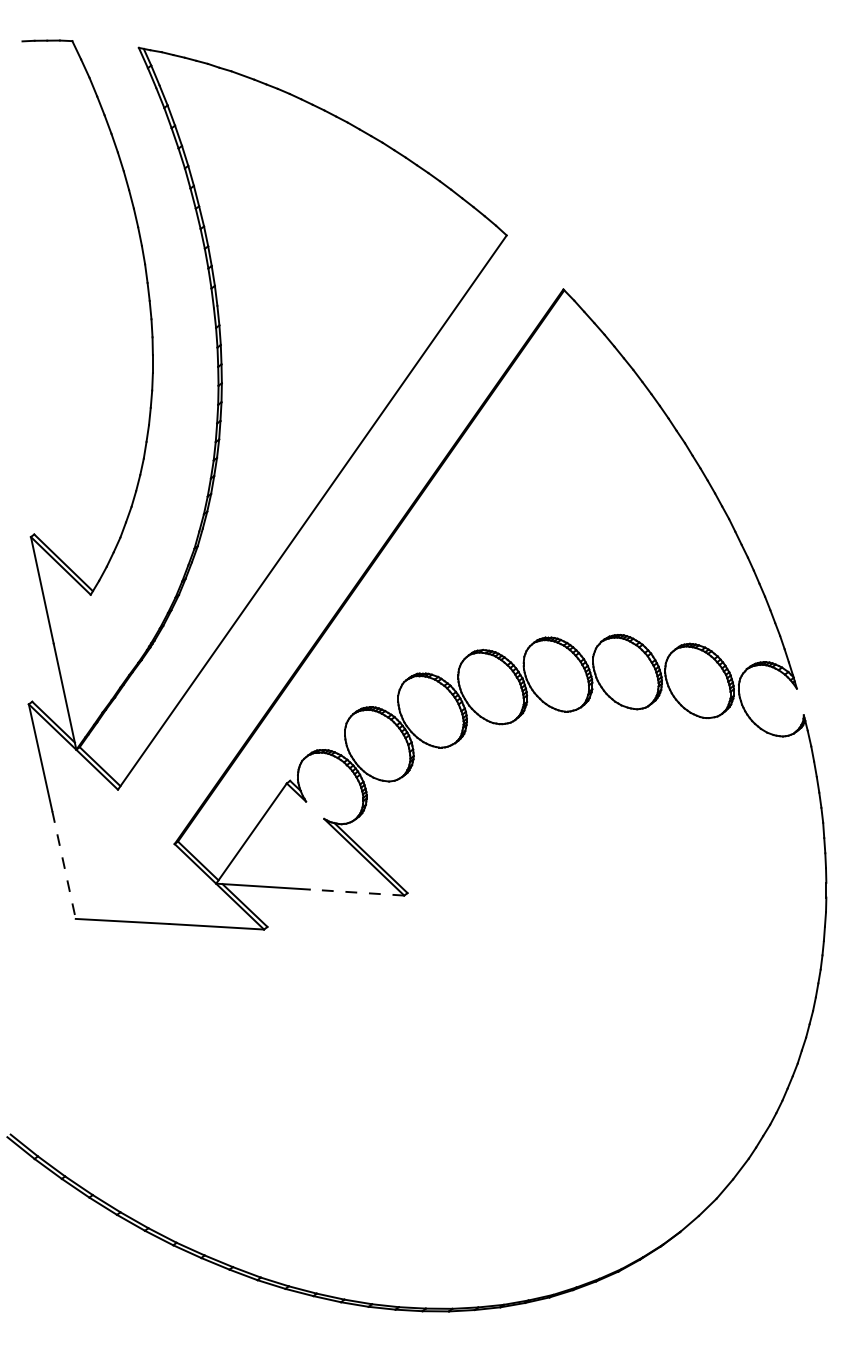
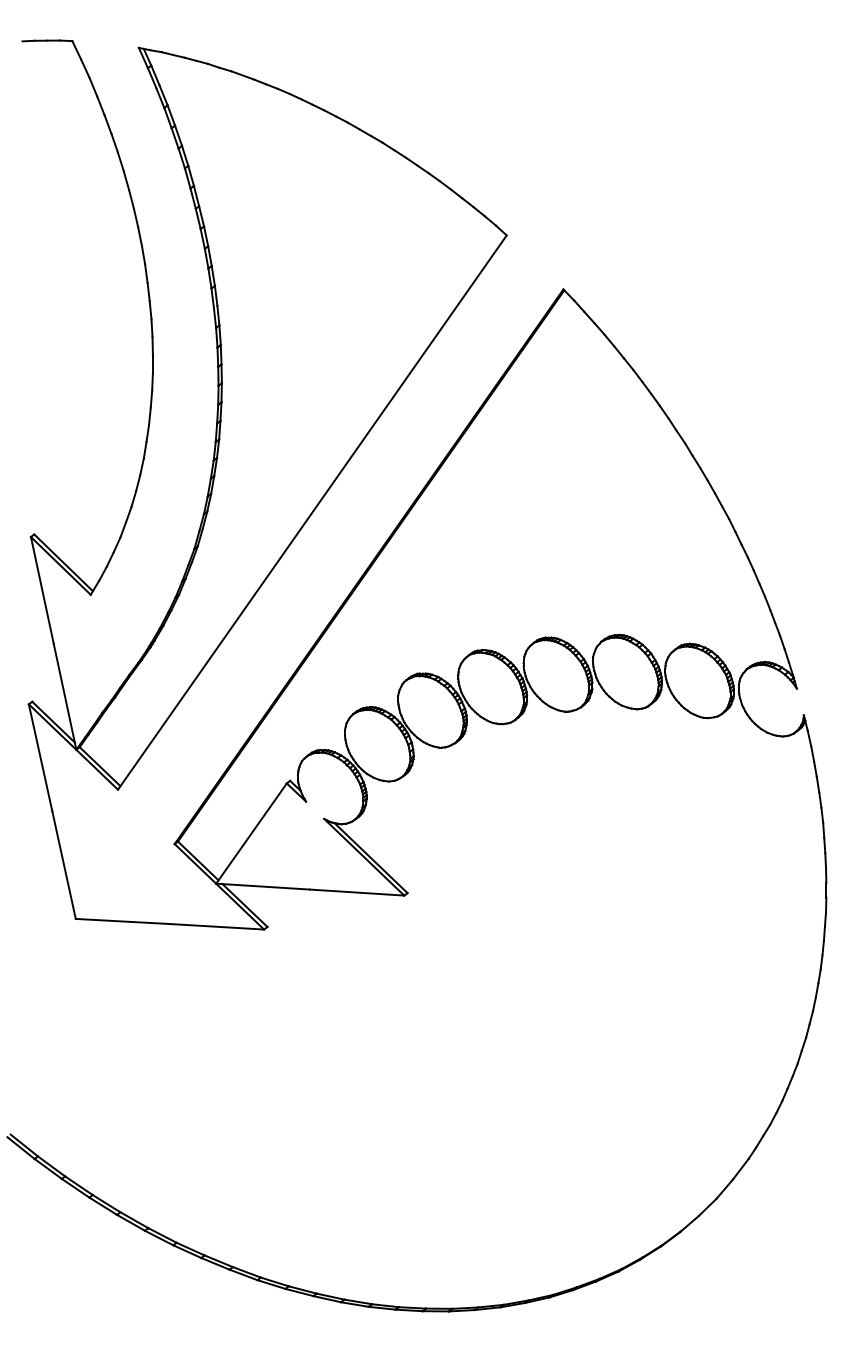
line: dashed -> solid (64, 865)
line: dashed -> solid (356, 892)
